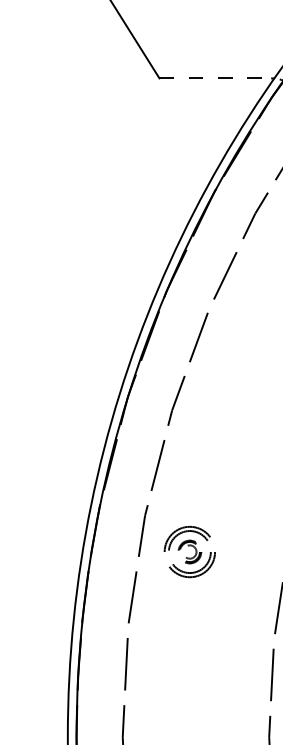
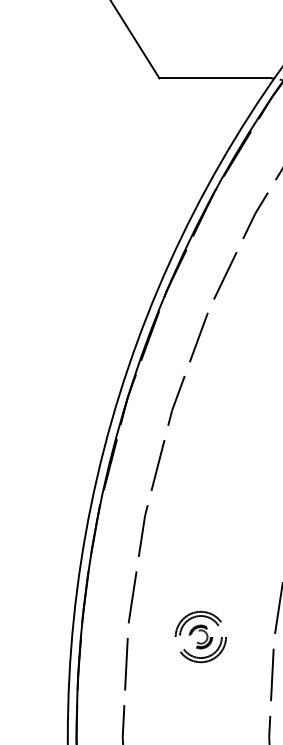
line: dashed -> solid (215, 78)
part position: (189, 552) -> (200, 637) (200, 637)
